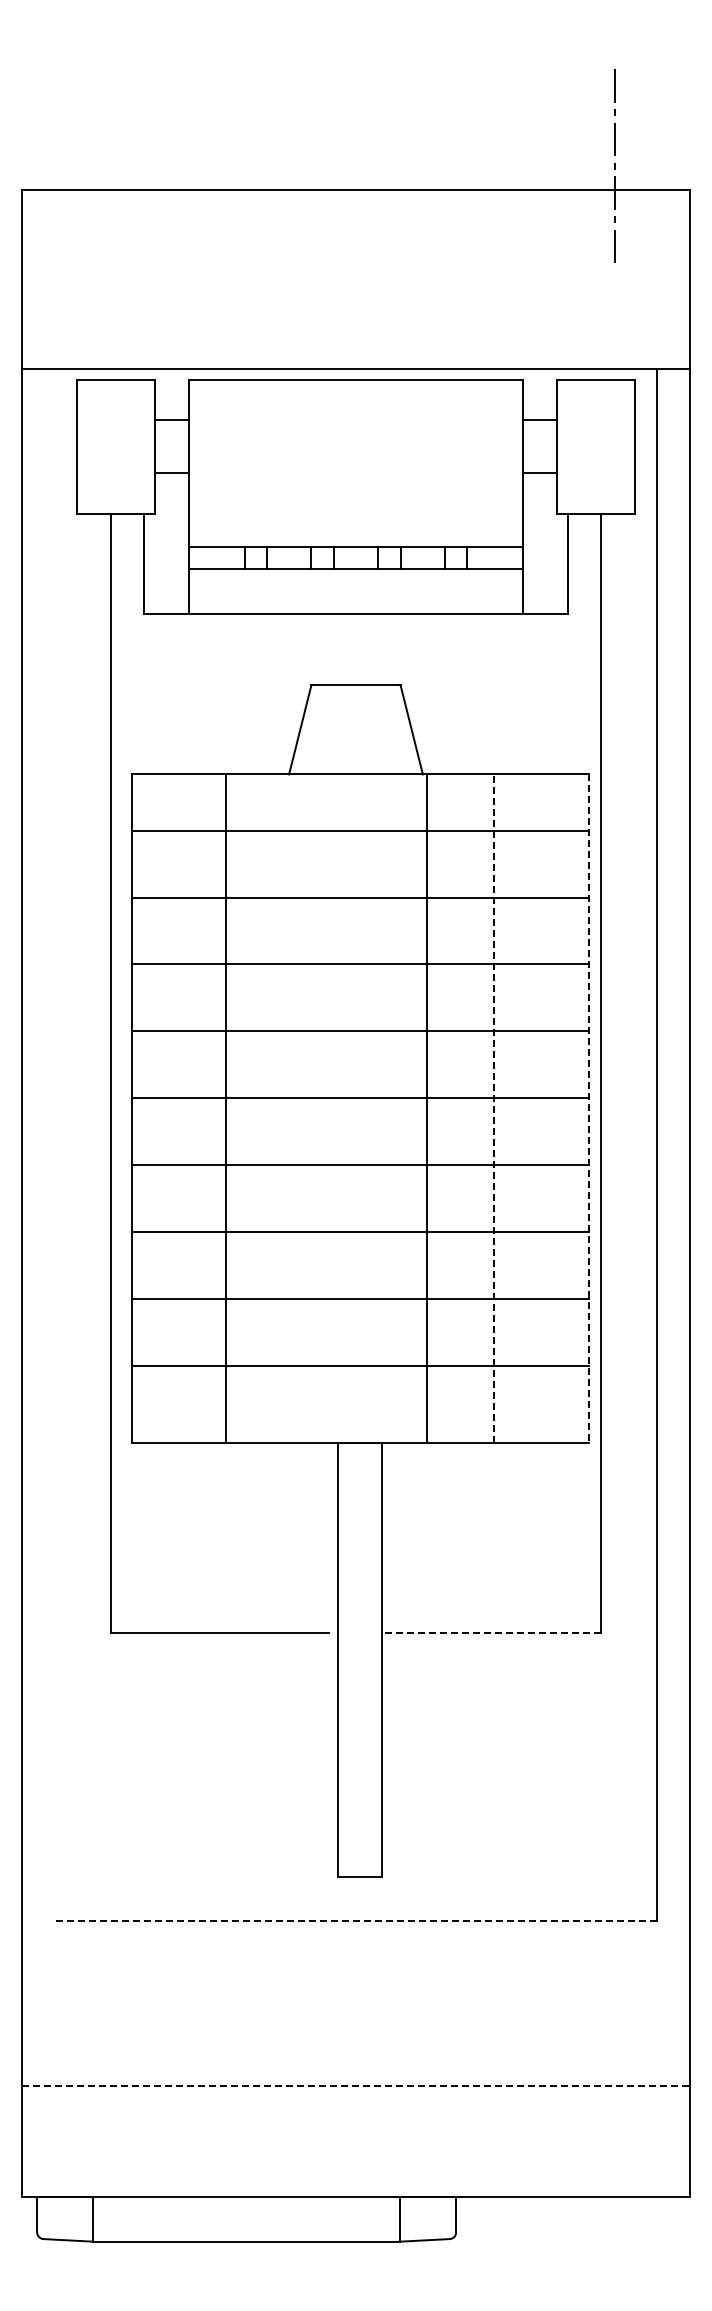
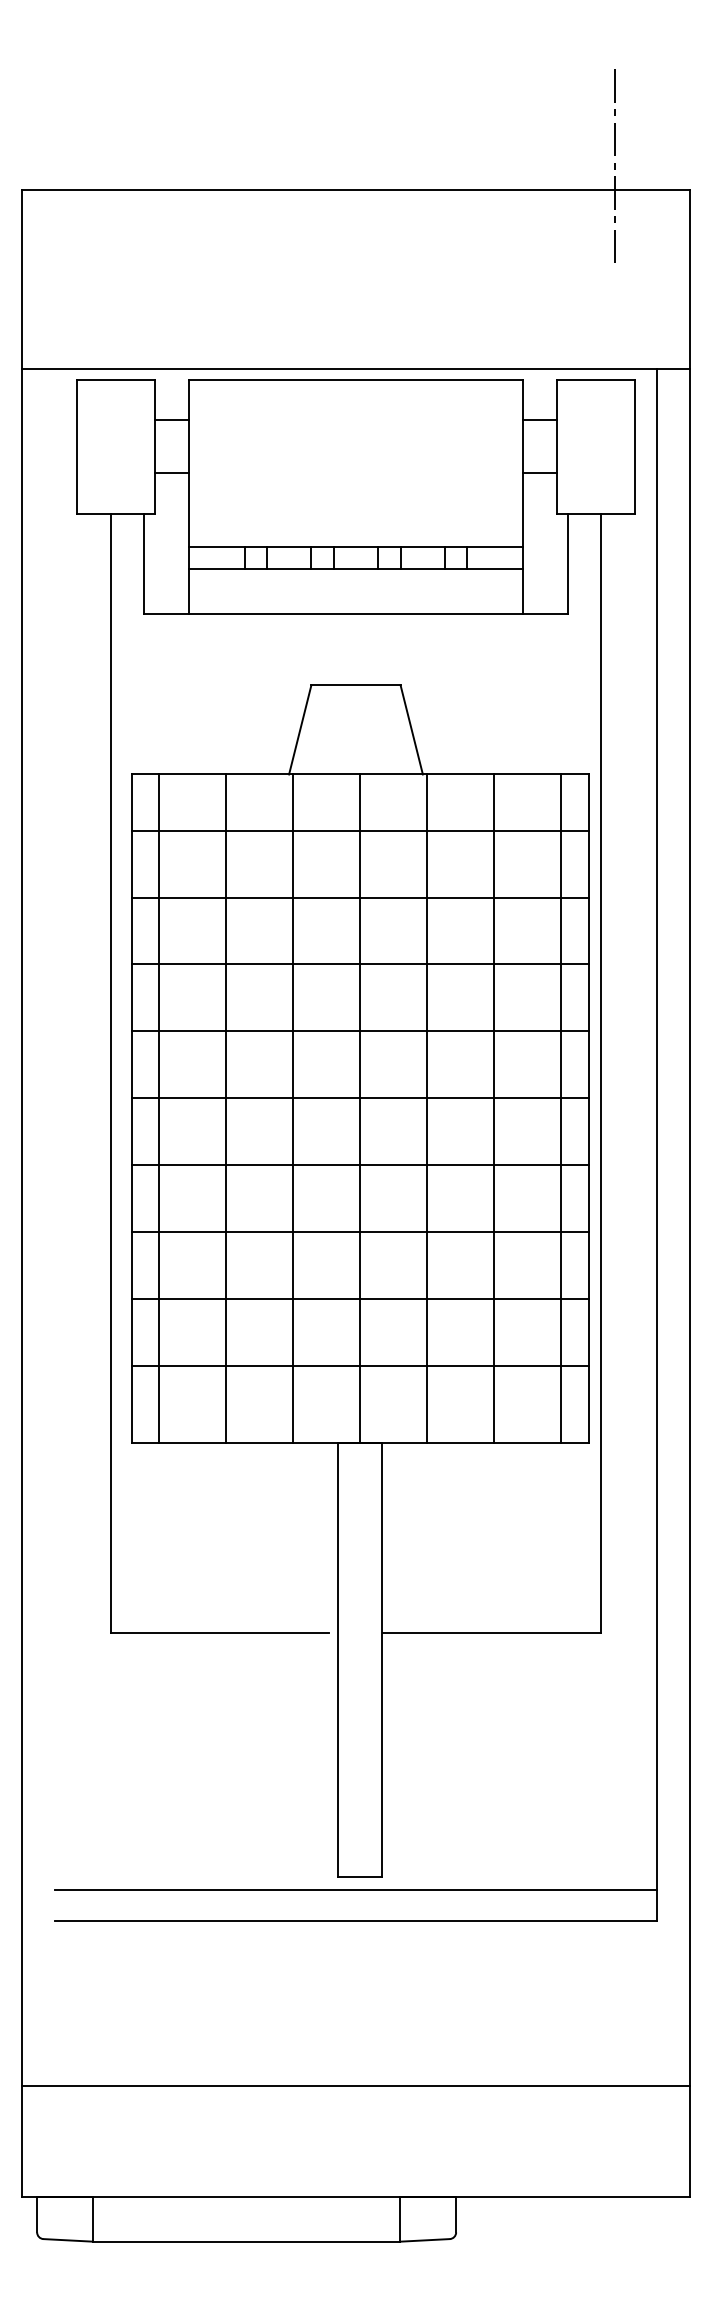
line: none -> present (159, 1108)
line: none -> present (293, 1108)
line: none -> present (360, 1108)
line: dashed -> solid (493, 1108)
line: none -> present (560, 1108)
line: dashed -> solid (588, 1109)
line: dashed -> solid (491, 1632)
line: none -> present (355, 1890)
line: dashed -> solid (355, 1921)
line: dashed -> solid (356, 2085)
